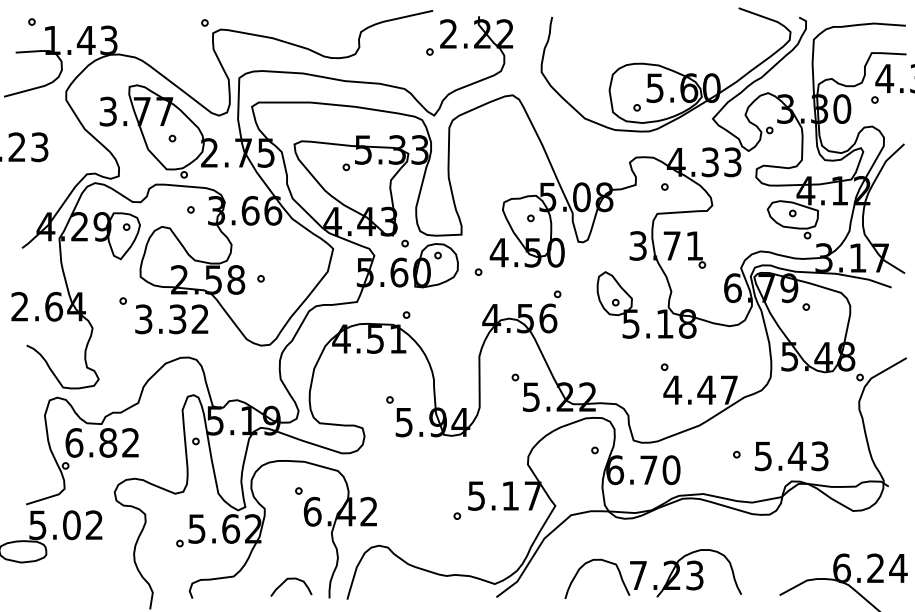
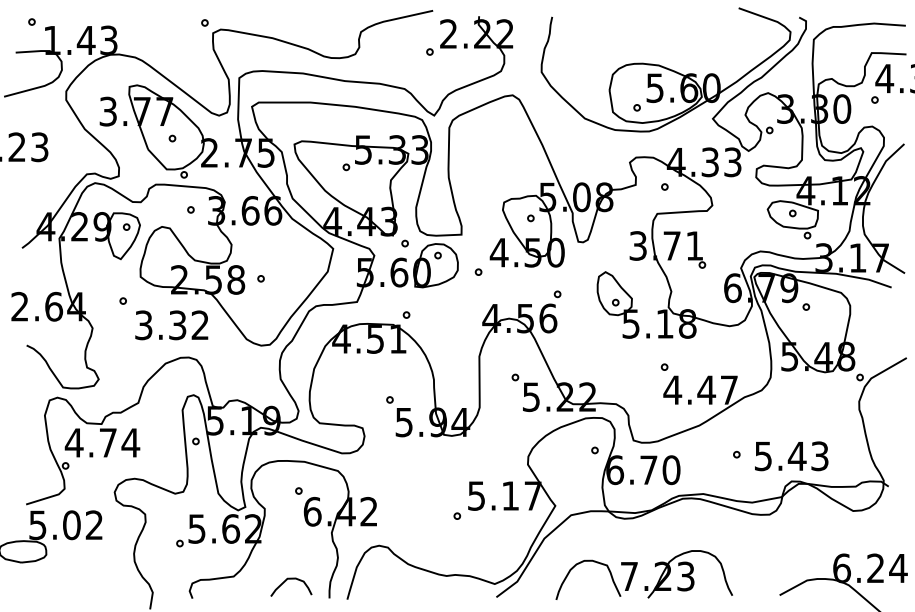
text position: (171, 319) -> (171, 325) (171, 325)
text: 6.82 -> 4.74 (102, 442)
part position: (644, 569) -> (635, 570) (635, 570)
